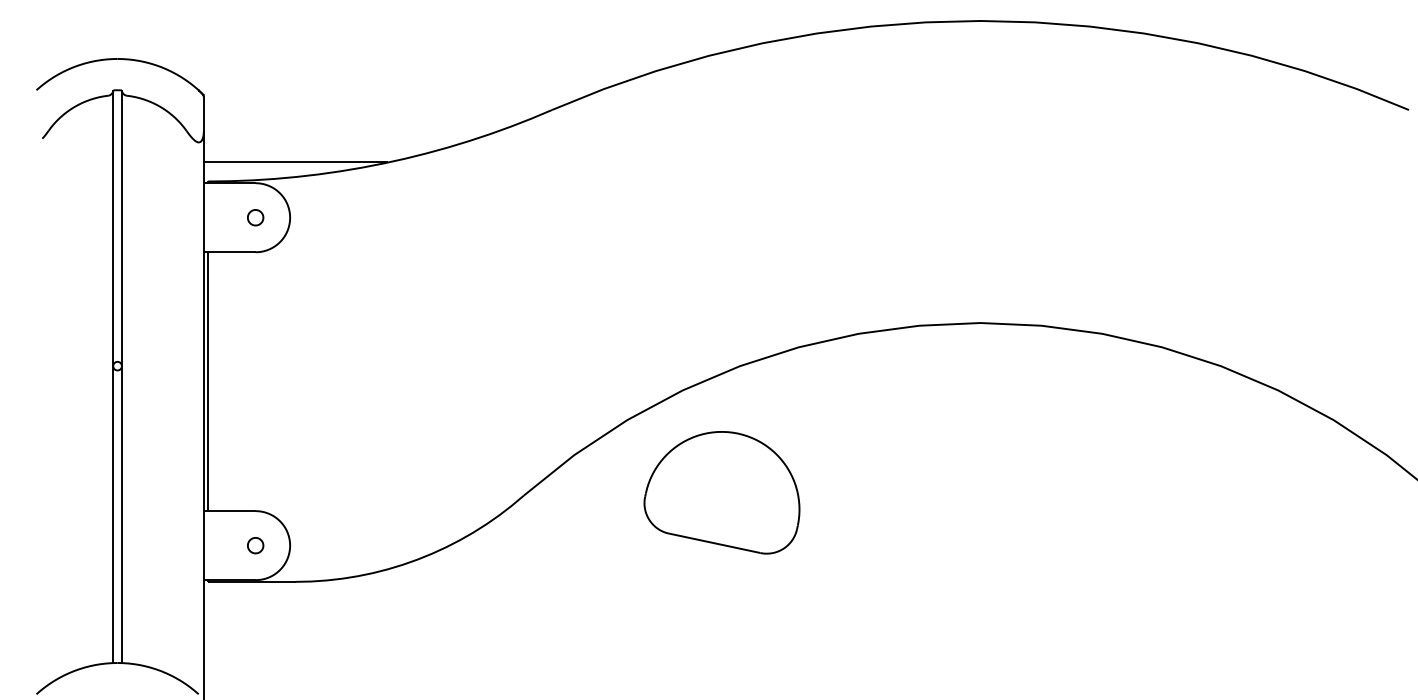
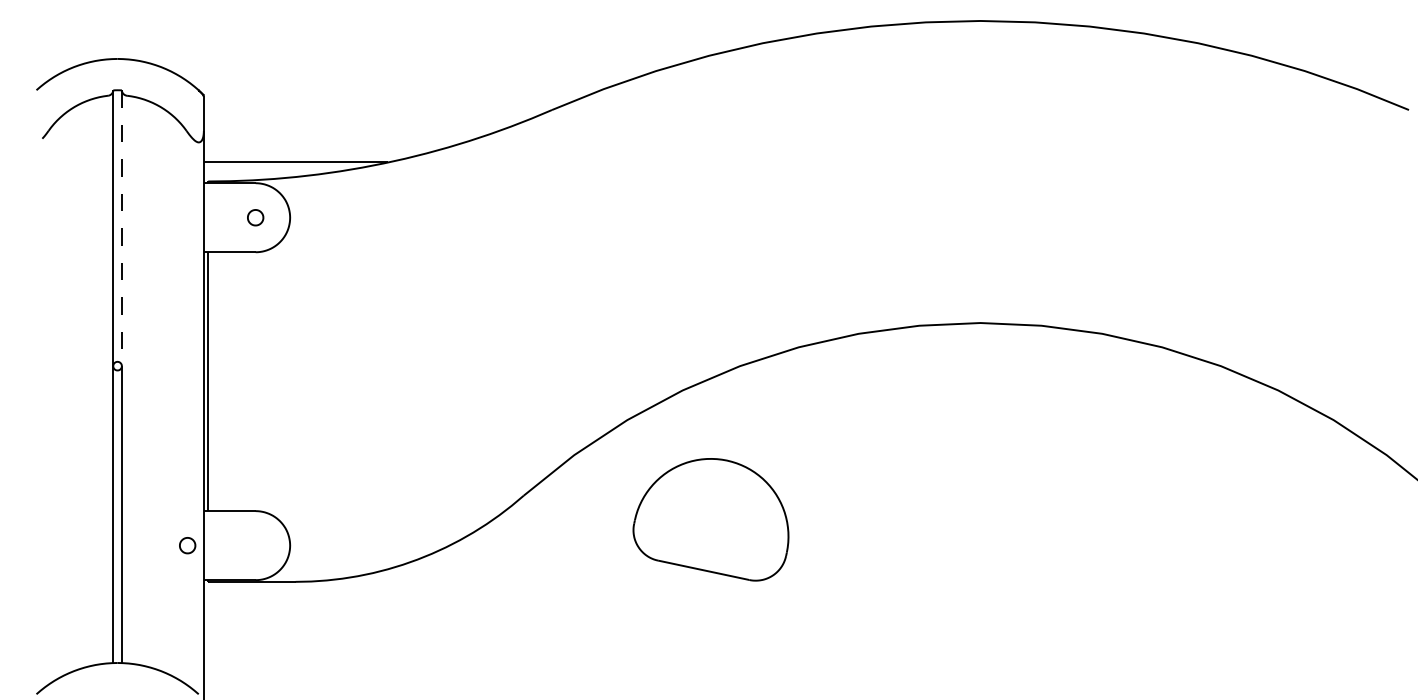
line: solid -> dashed (121, 228)
part position: (721, 492) -> (710, 519) (710, 519)
part position: (255, 545) -> (187, 545) (187, 545)
